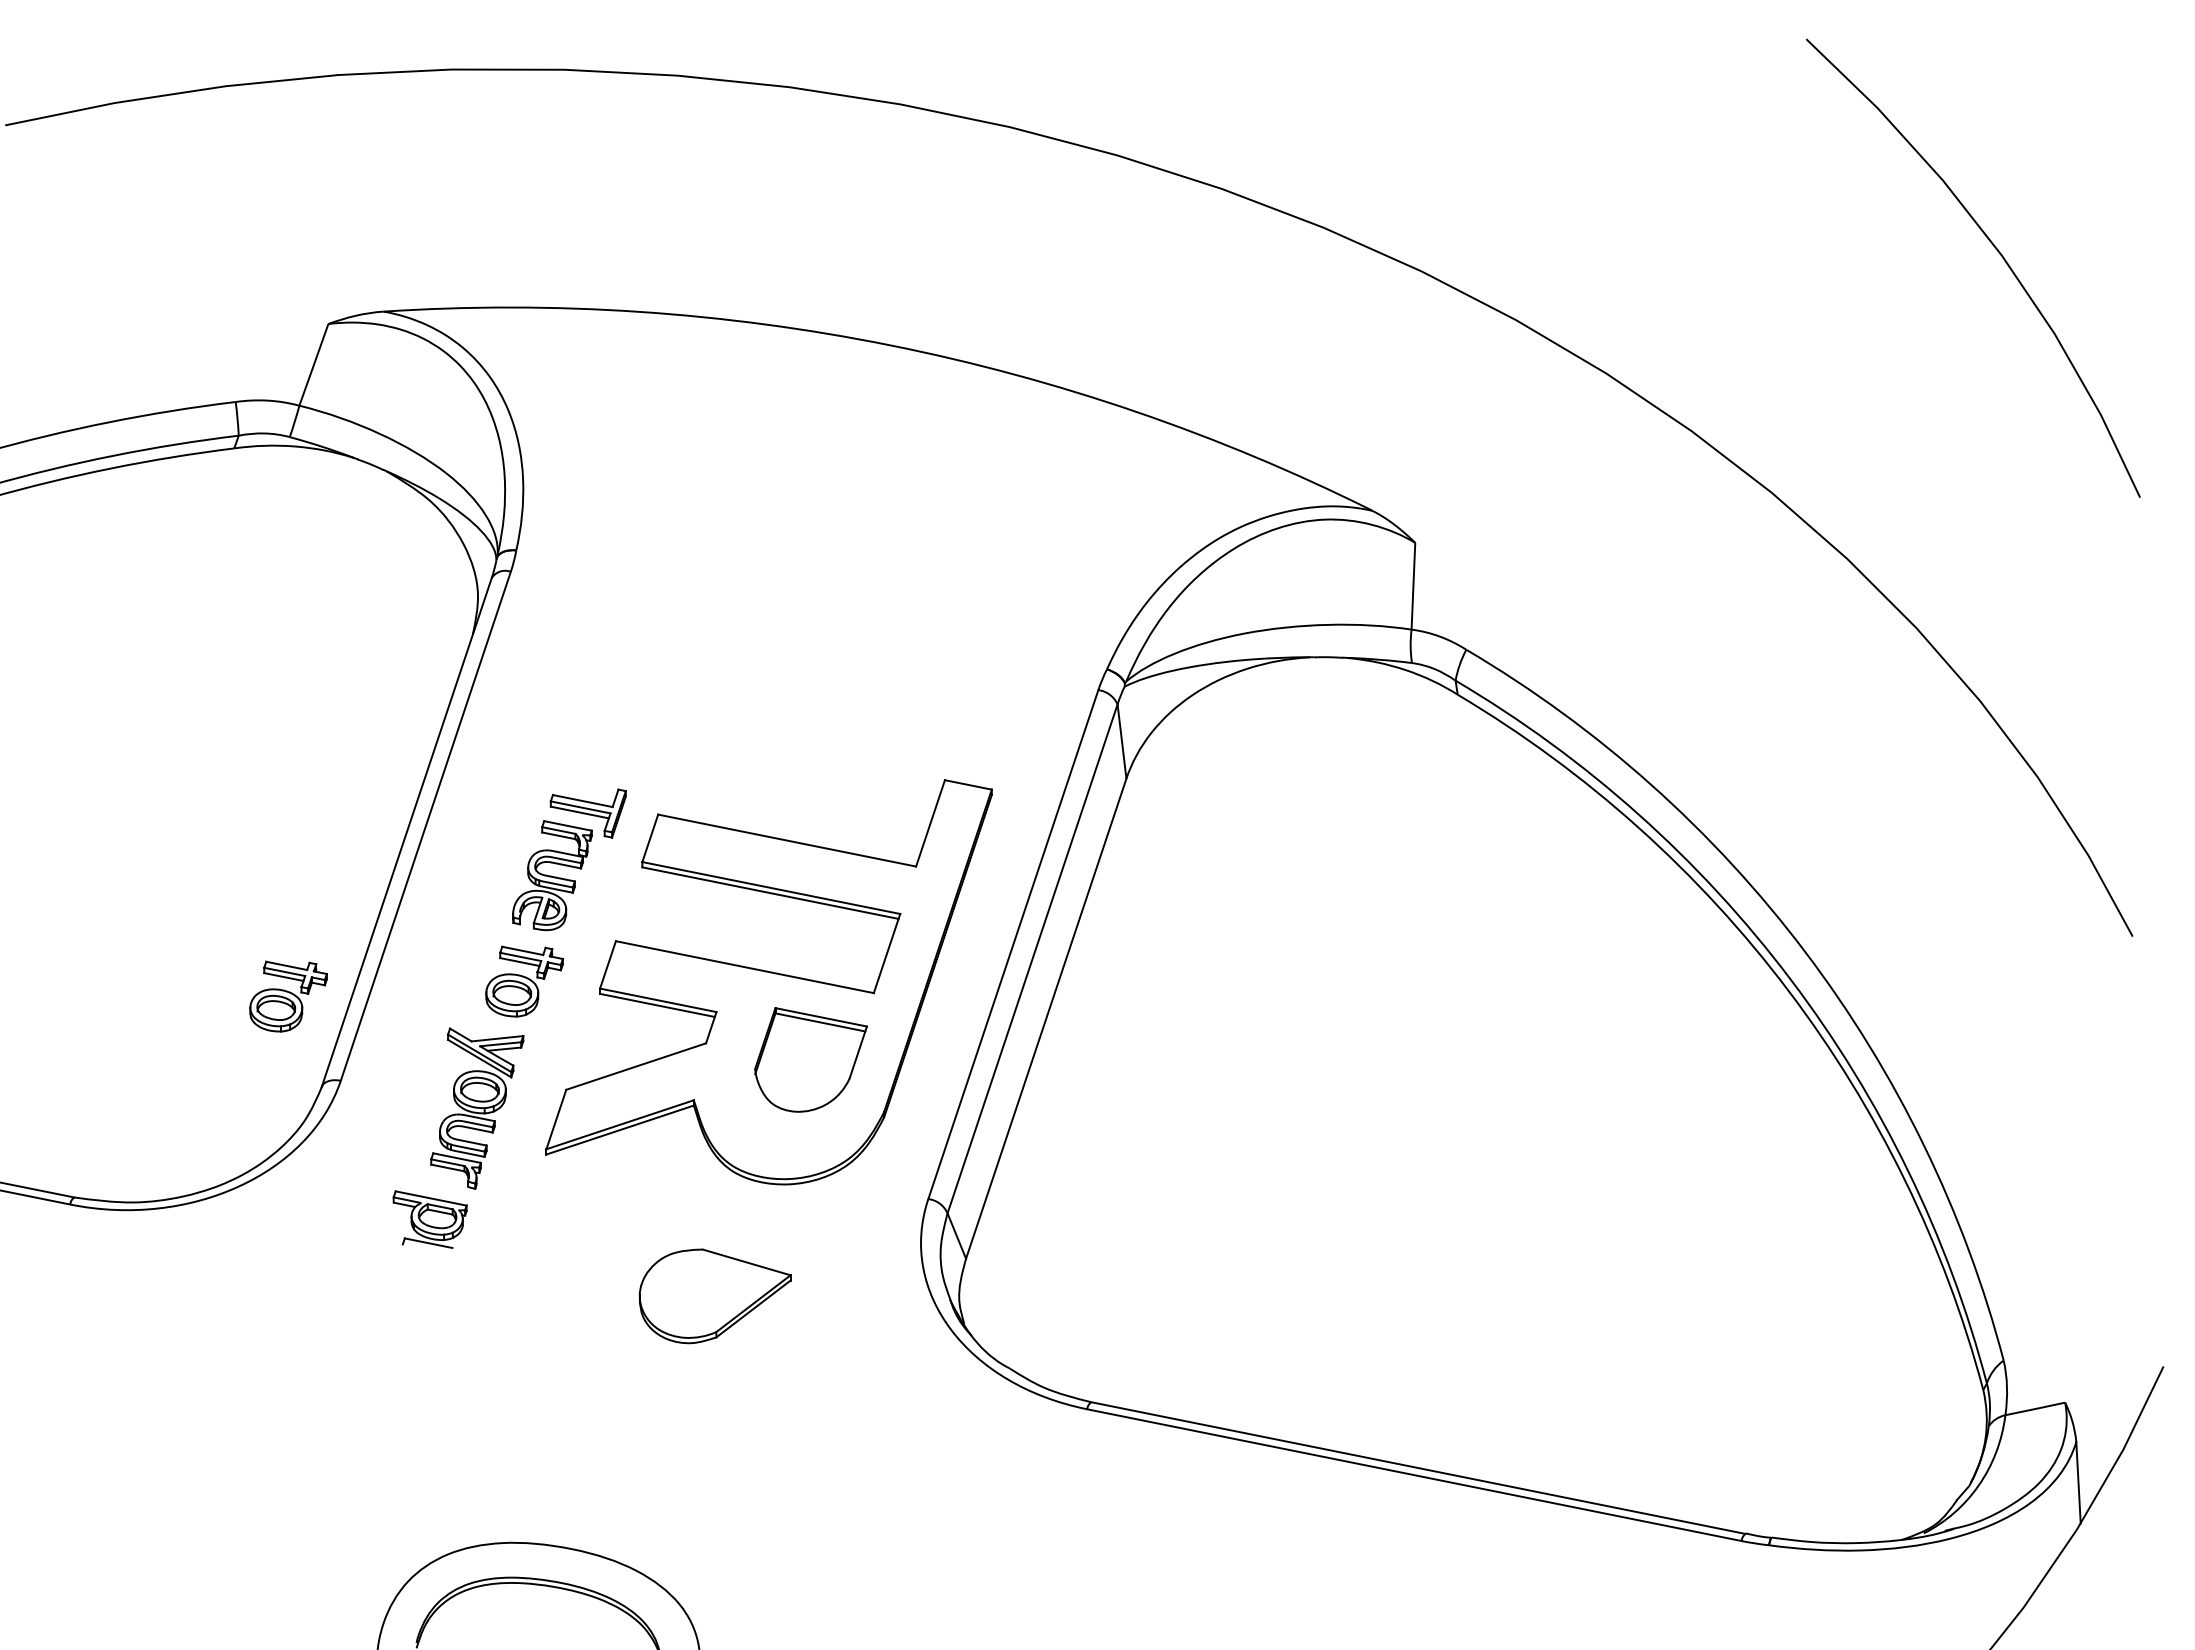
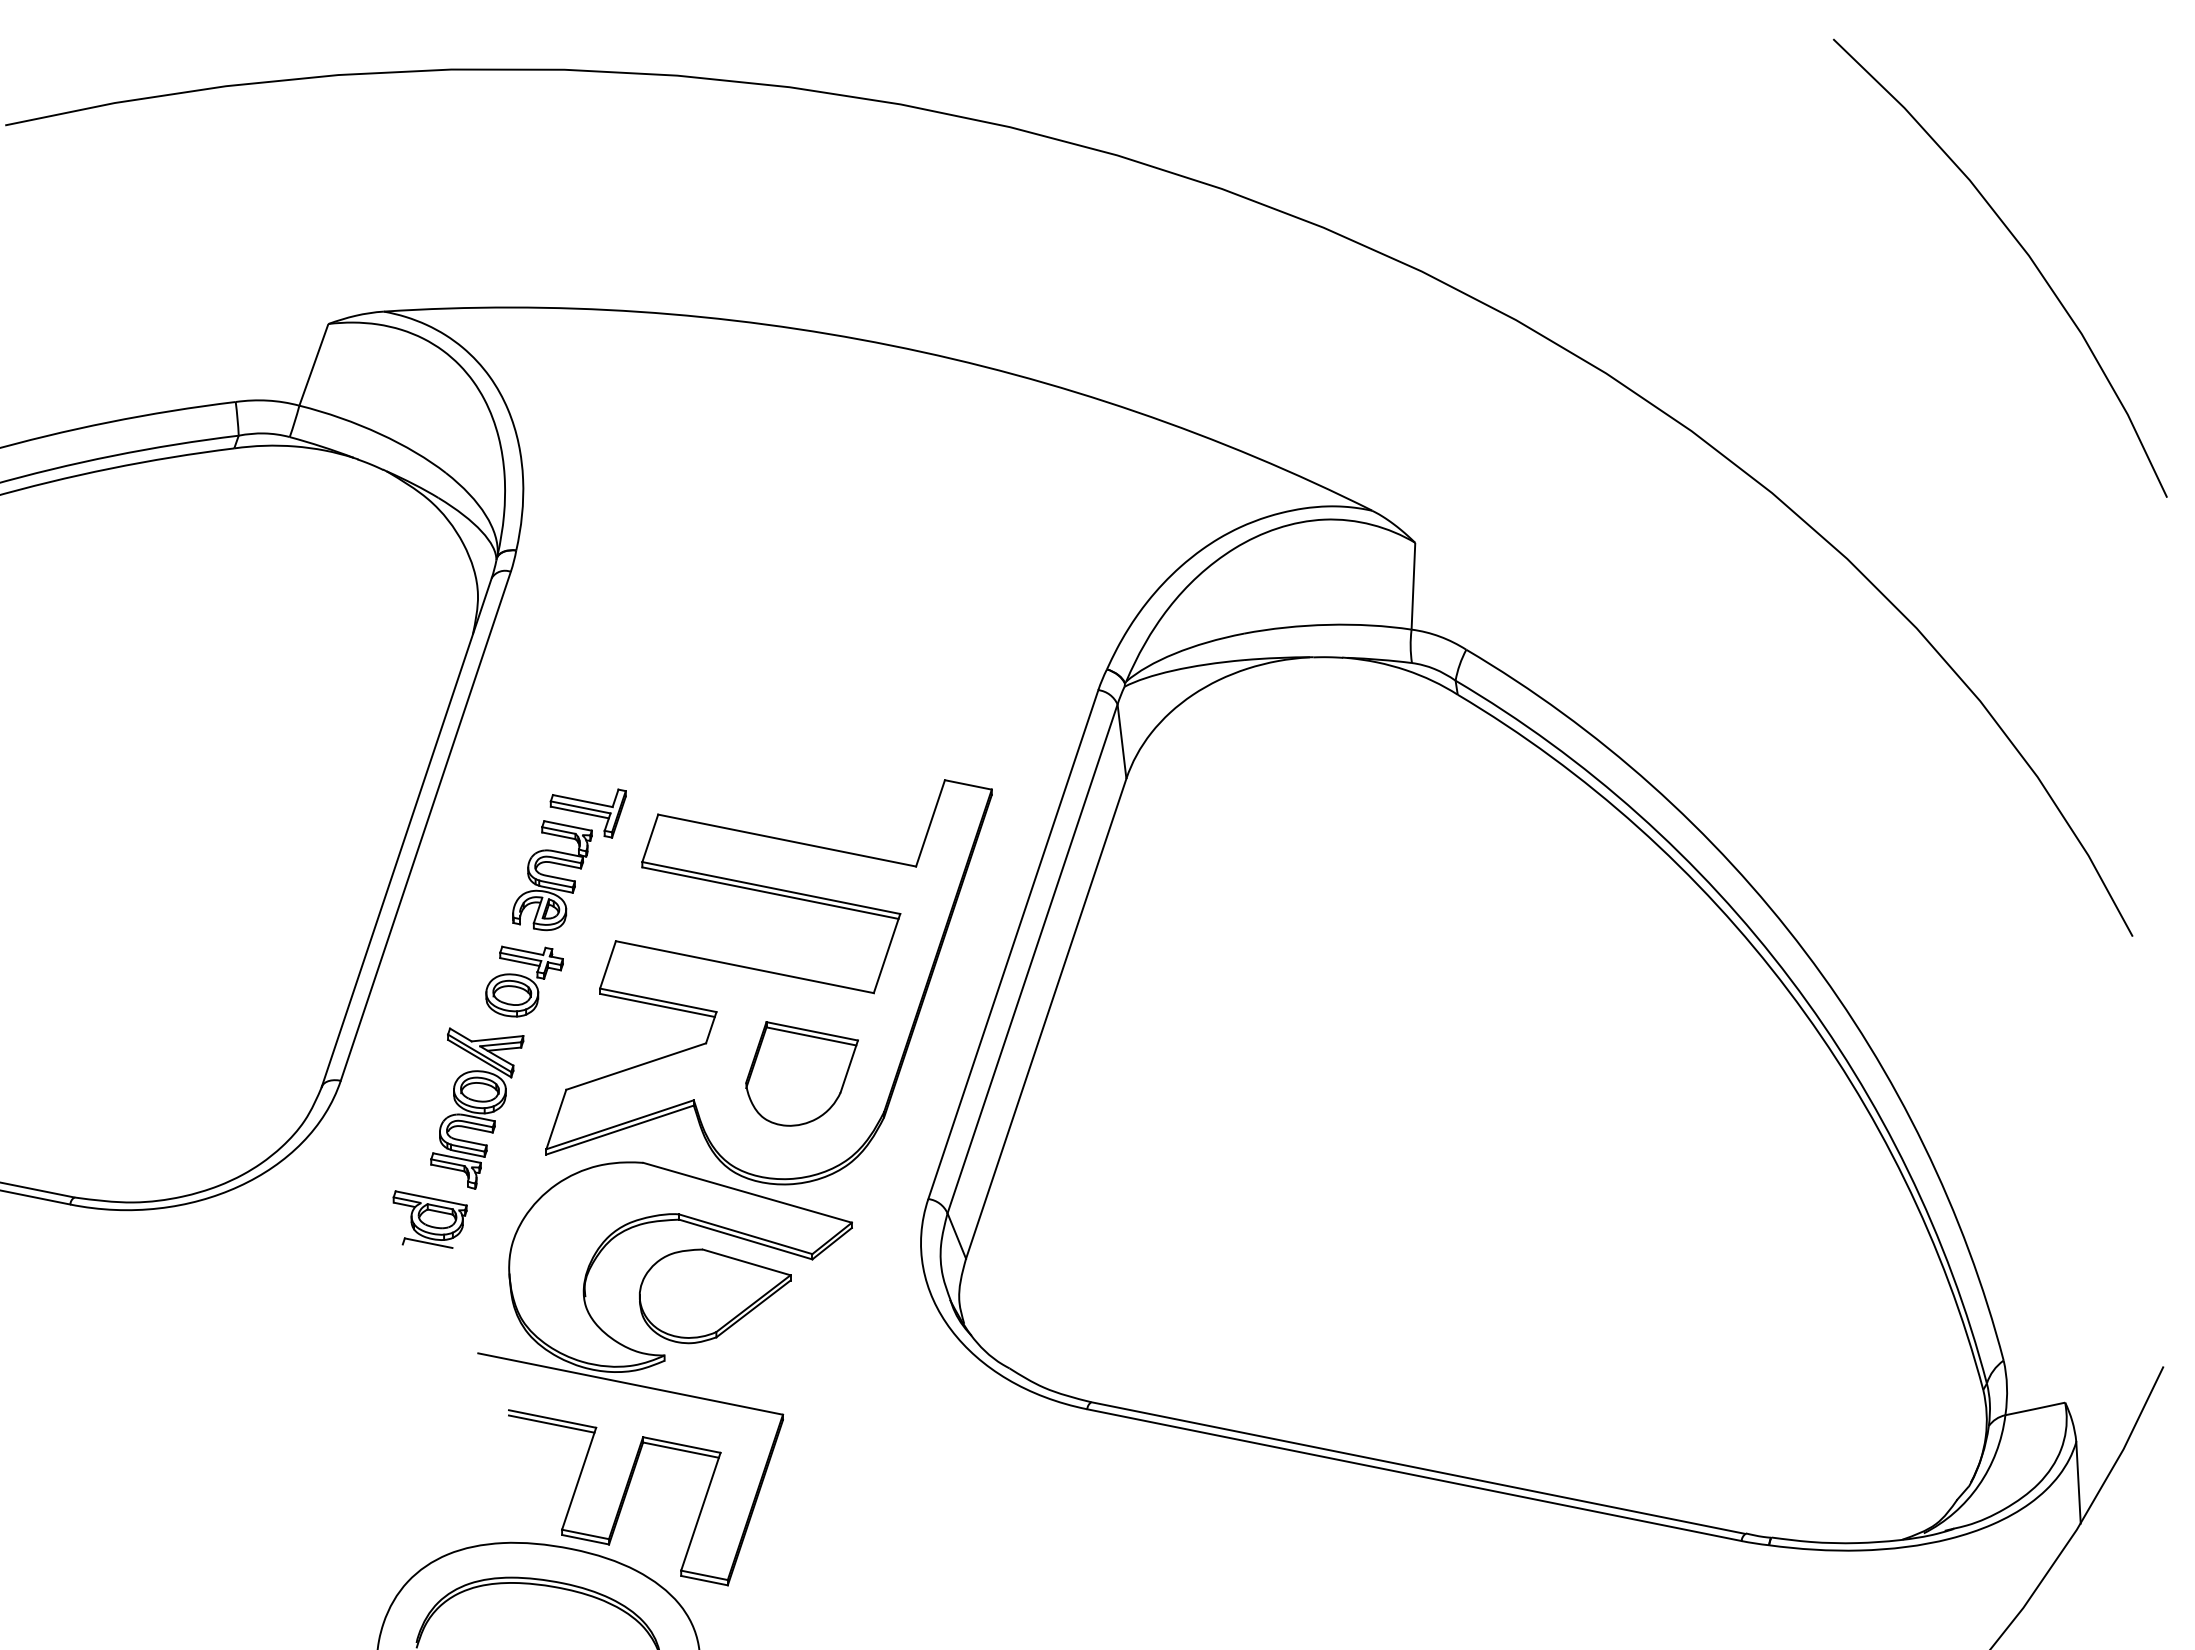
curve position: (1995, 249) -> (2022, 249) (2022, 249)
part: present -> none (288, 996)
part position: (810, 1059) -> (801, 1073) (801, 1073)
part: none -> present (660, 1363)
